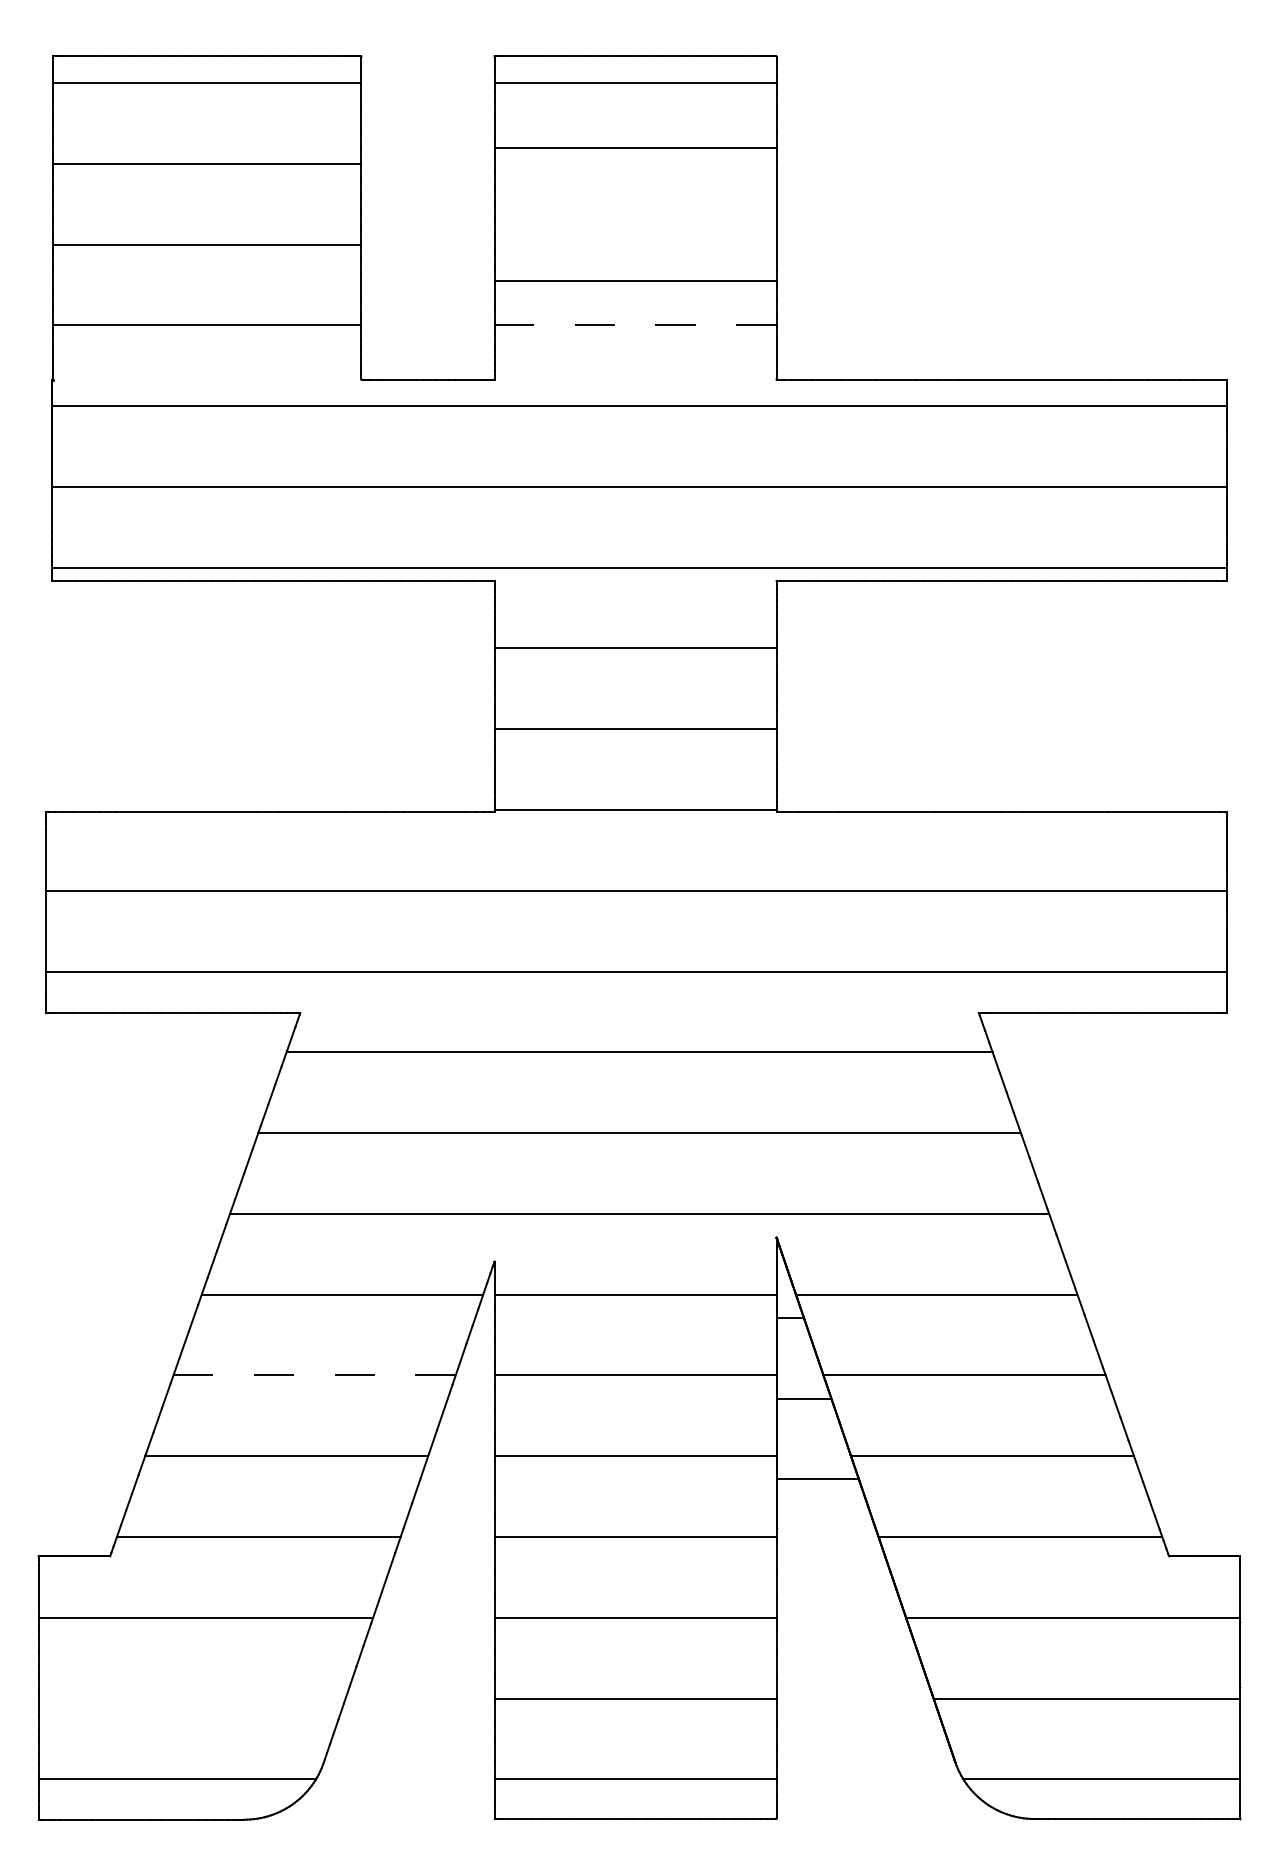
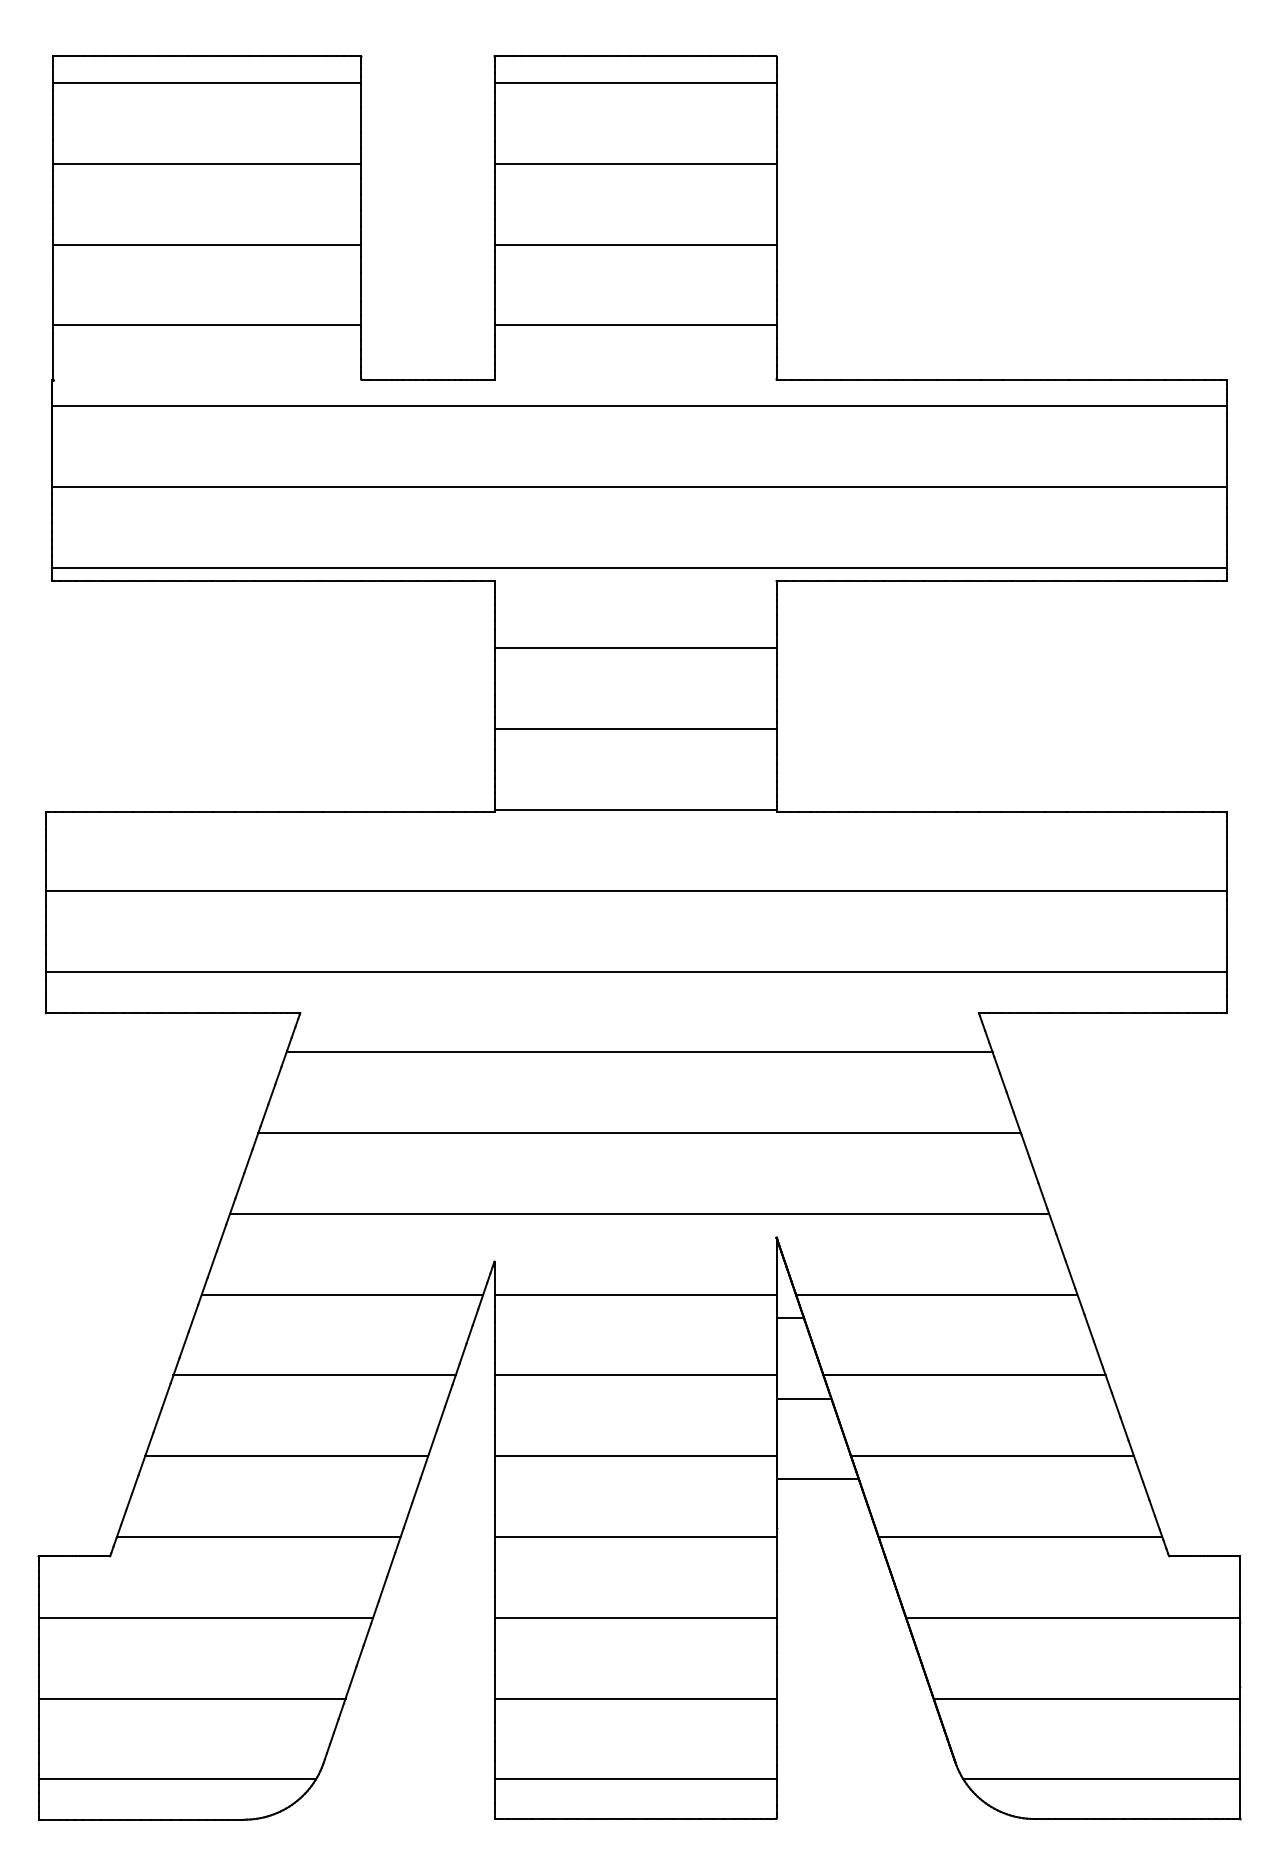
line position: (635, 147) -> (635, 163) (635, 163)
line position: (635, 280) -> (635, 244) (635, 244)
line: dashed -> solid (635, 325)
line: dashed -> solid (314, 1375)
line: none -> present (191, 1698)
